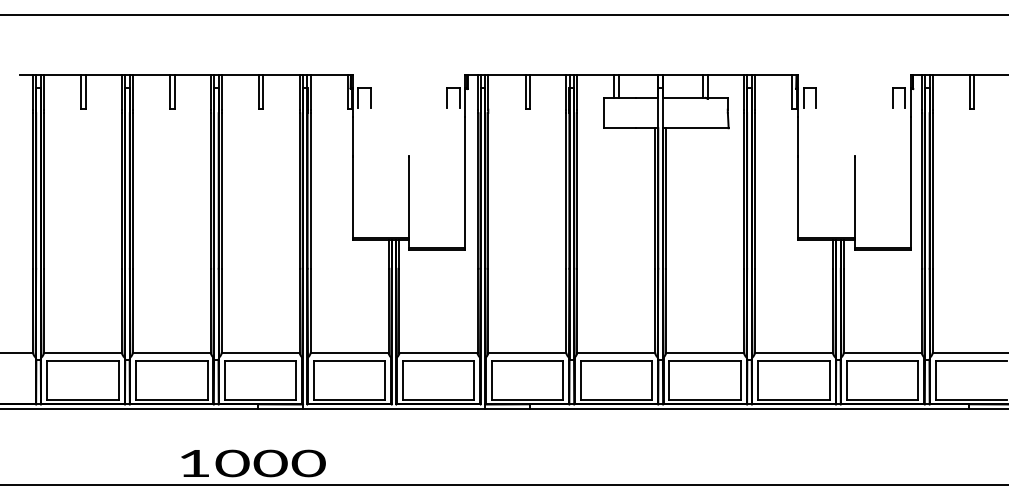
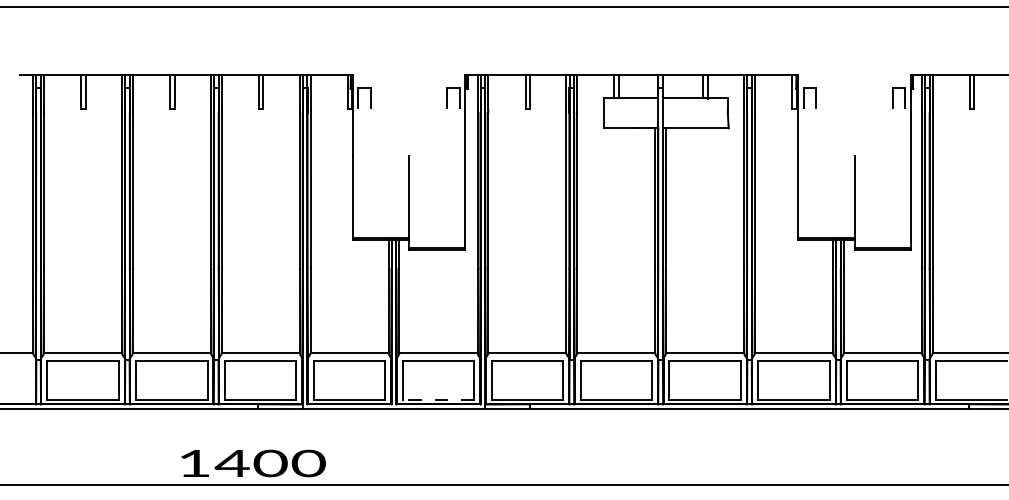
line position: (503, 14) -> (503, 6) (503, 6)
line: solid -> dashed (438, 399)
text: 1000 -> 1400 (231, 463)
